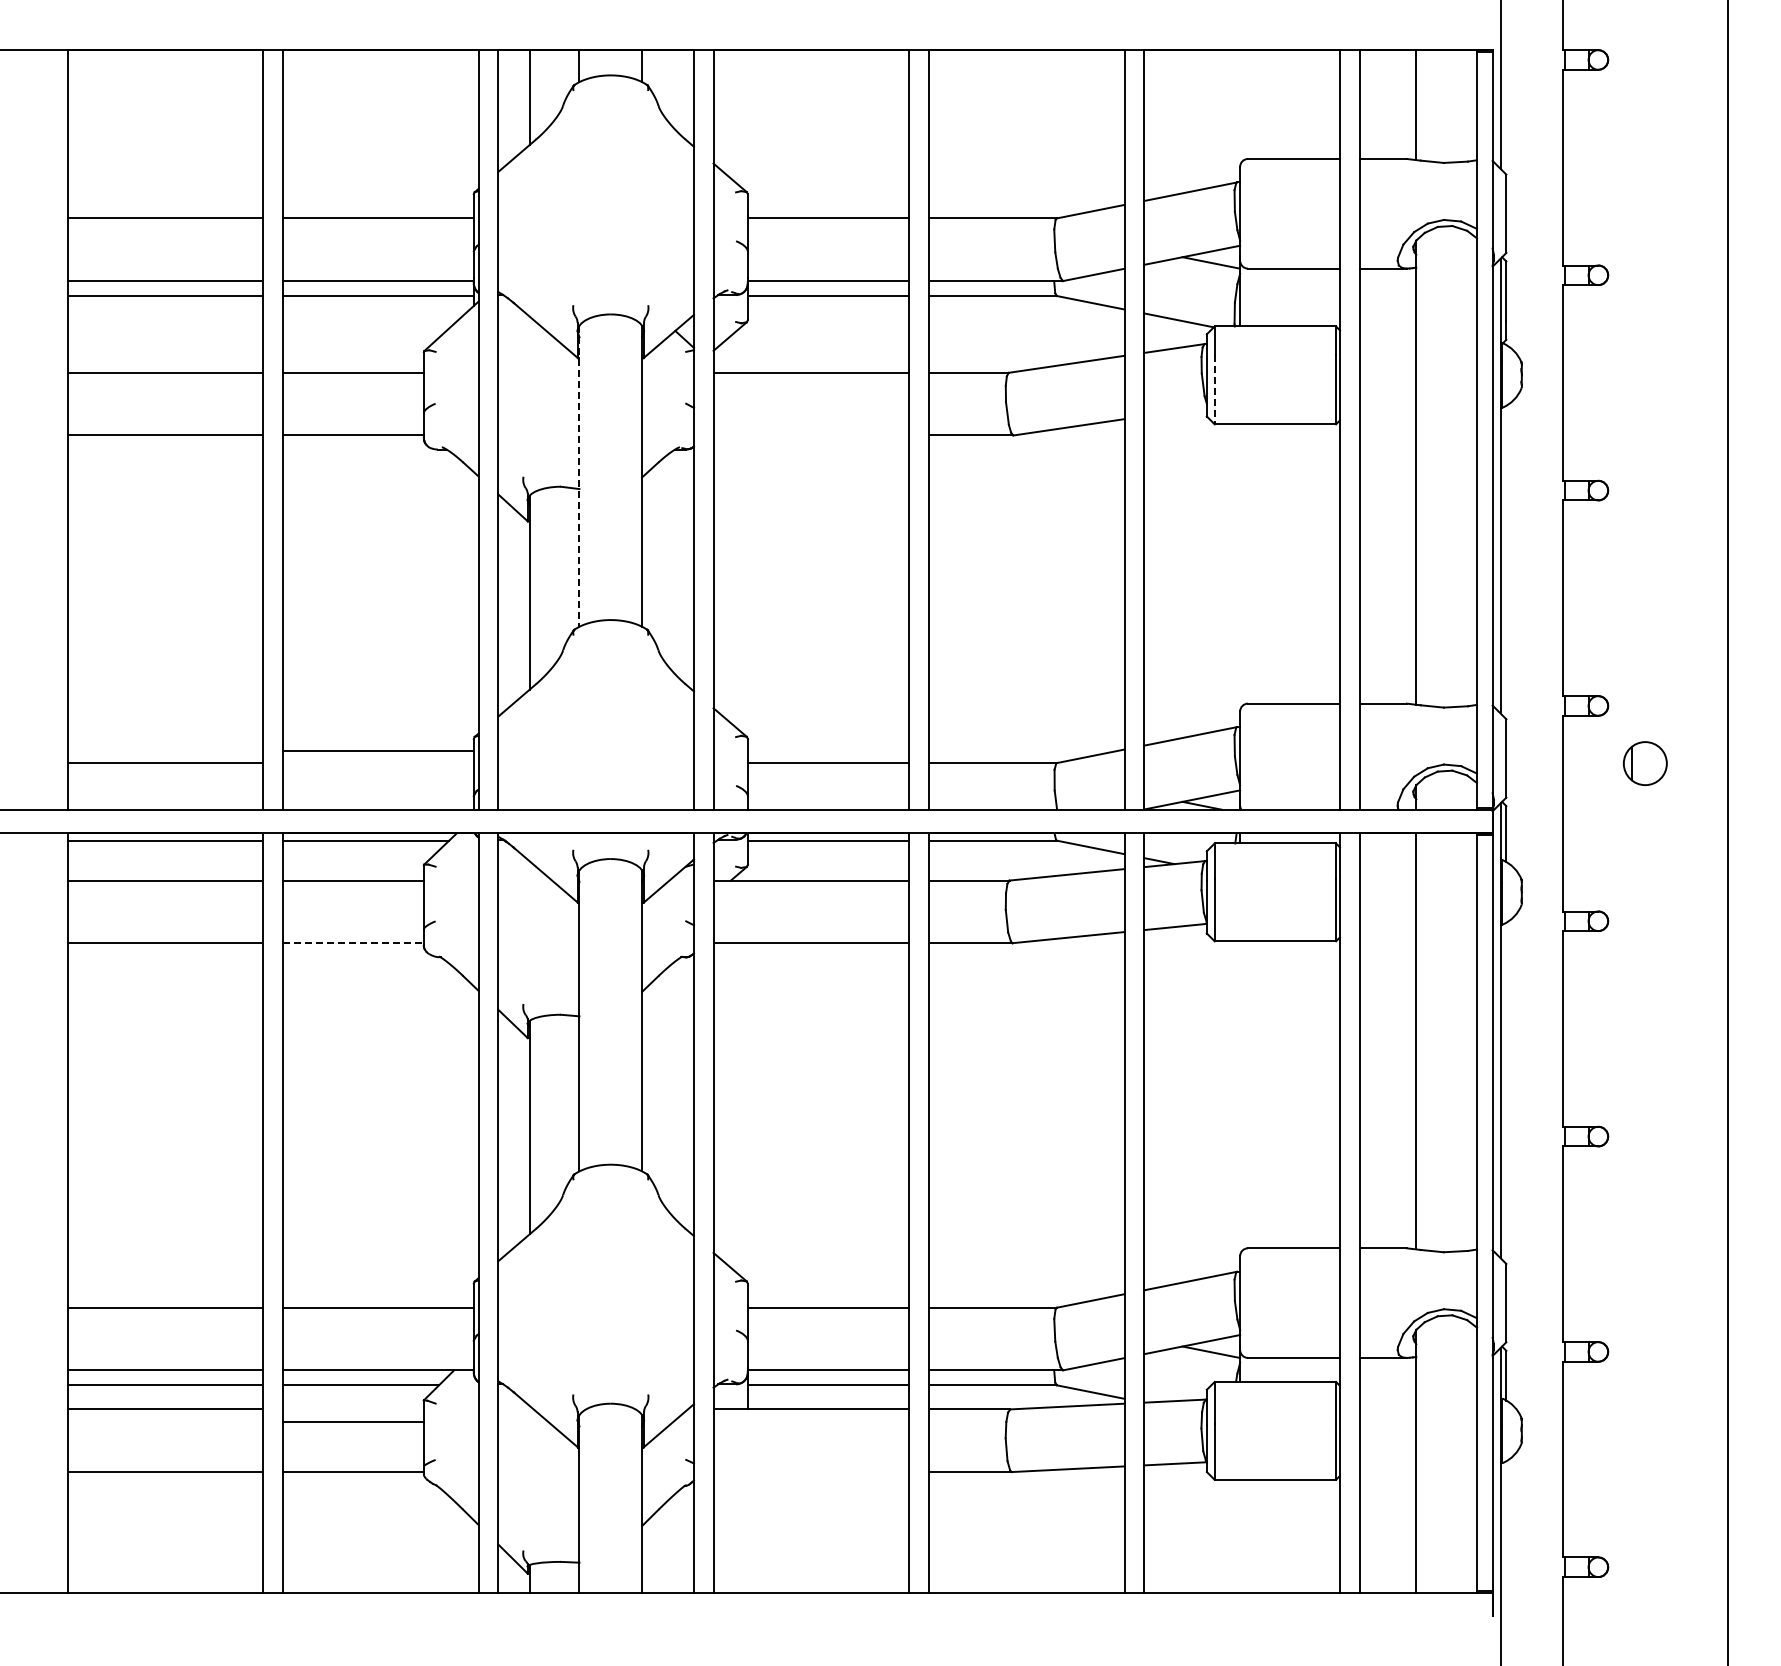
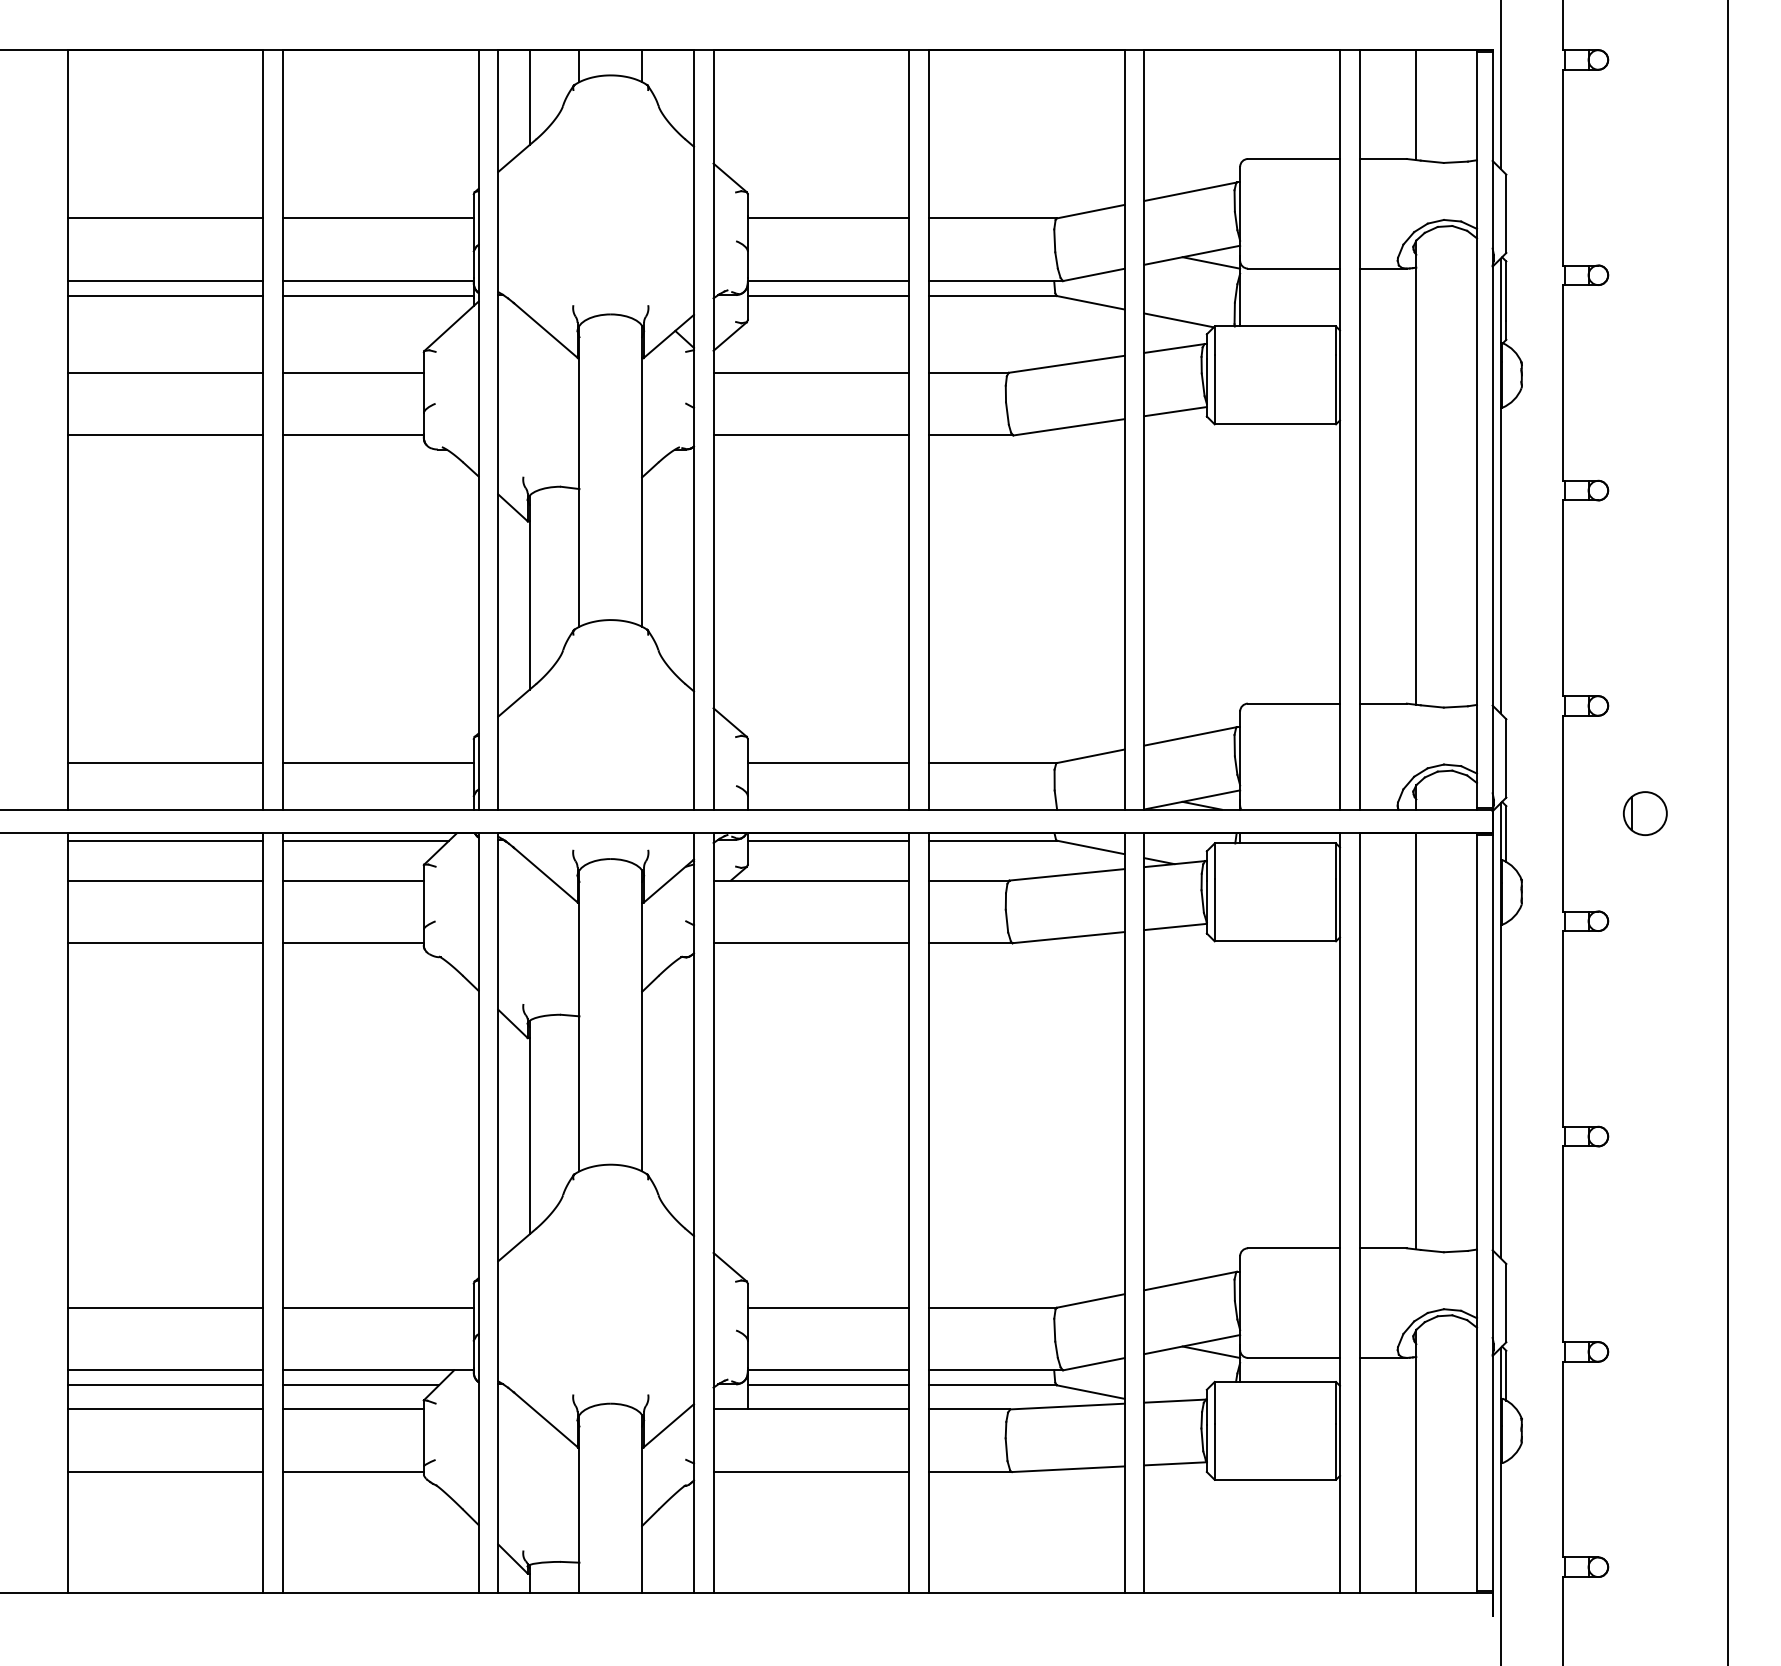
line: dashed -> solid (1214, 389)
line: none -> present (1175, 411)
line: none -> present (811, 435)
line: dashed -> solid (579, 476)
line position: (377, 751) -> (377, 763) (377, 763)
part position: (1644, 763) -> (1644, 813) (1644, 813)
line: dashed -> solid (353, 943)
line position: (352, 1422) -> (352, 1409) (352, 1409)
line: none -> present (811, 1472)
